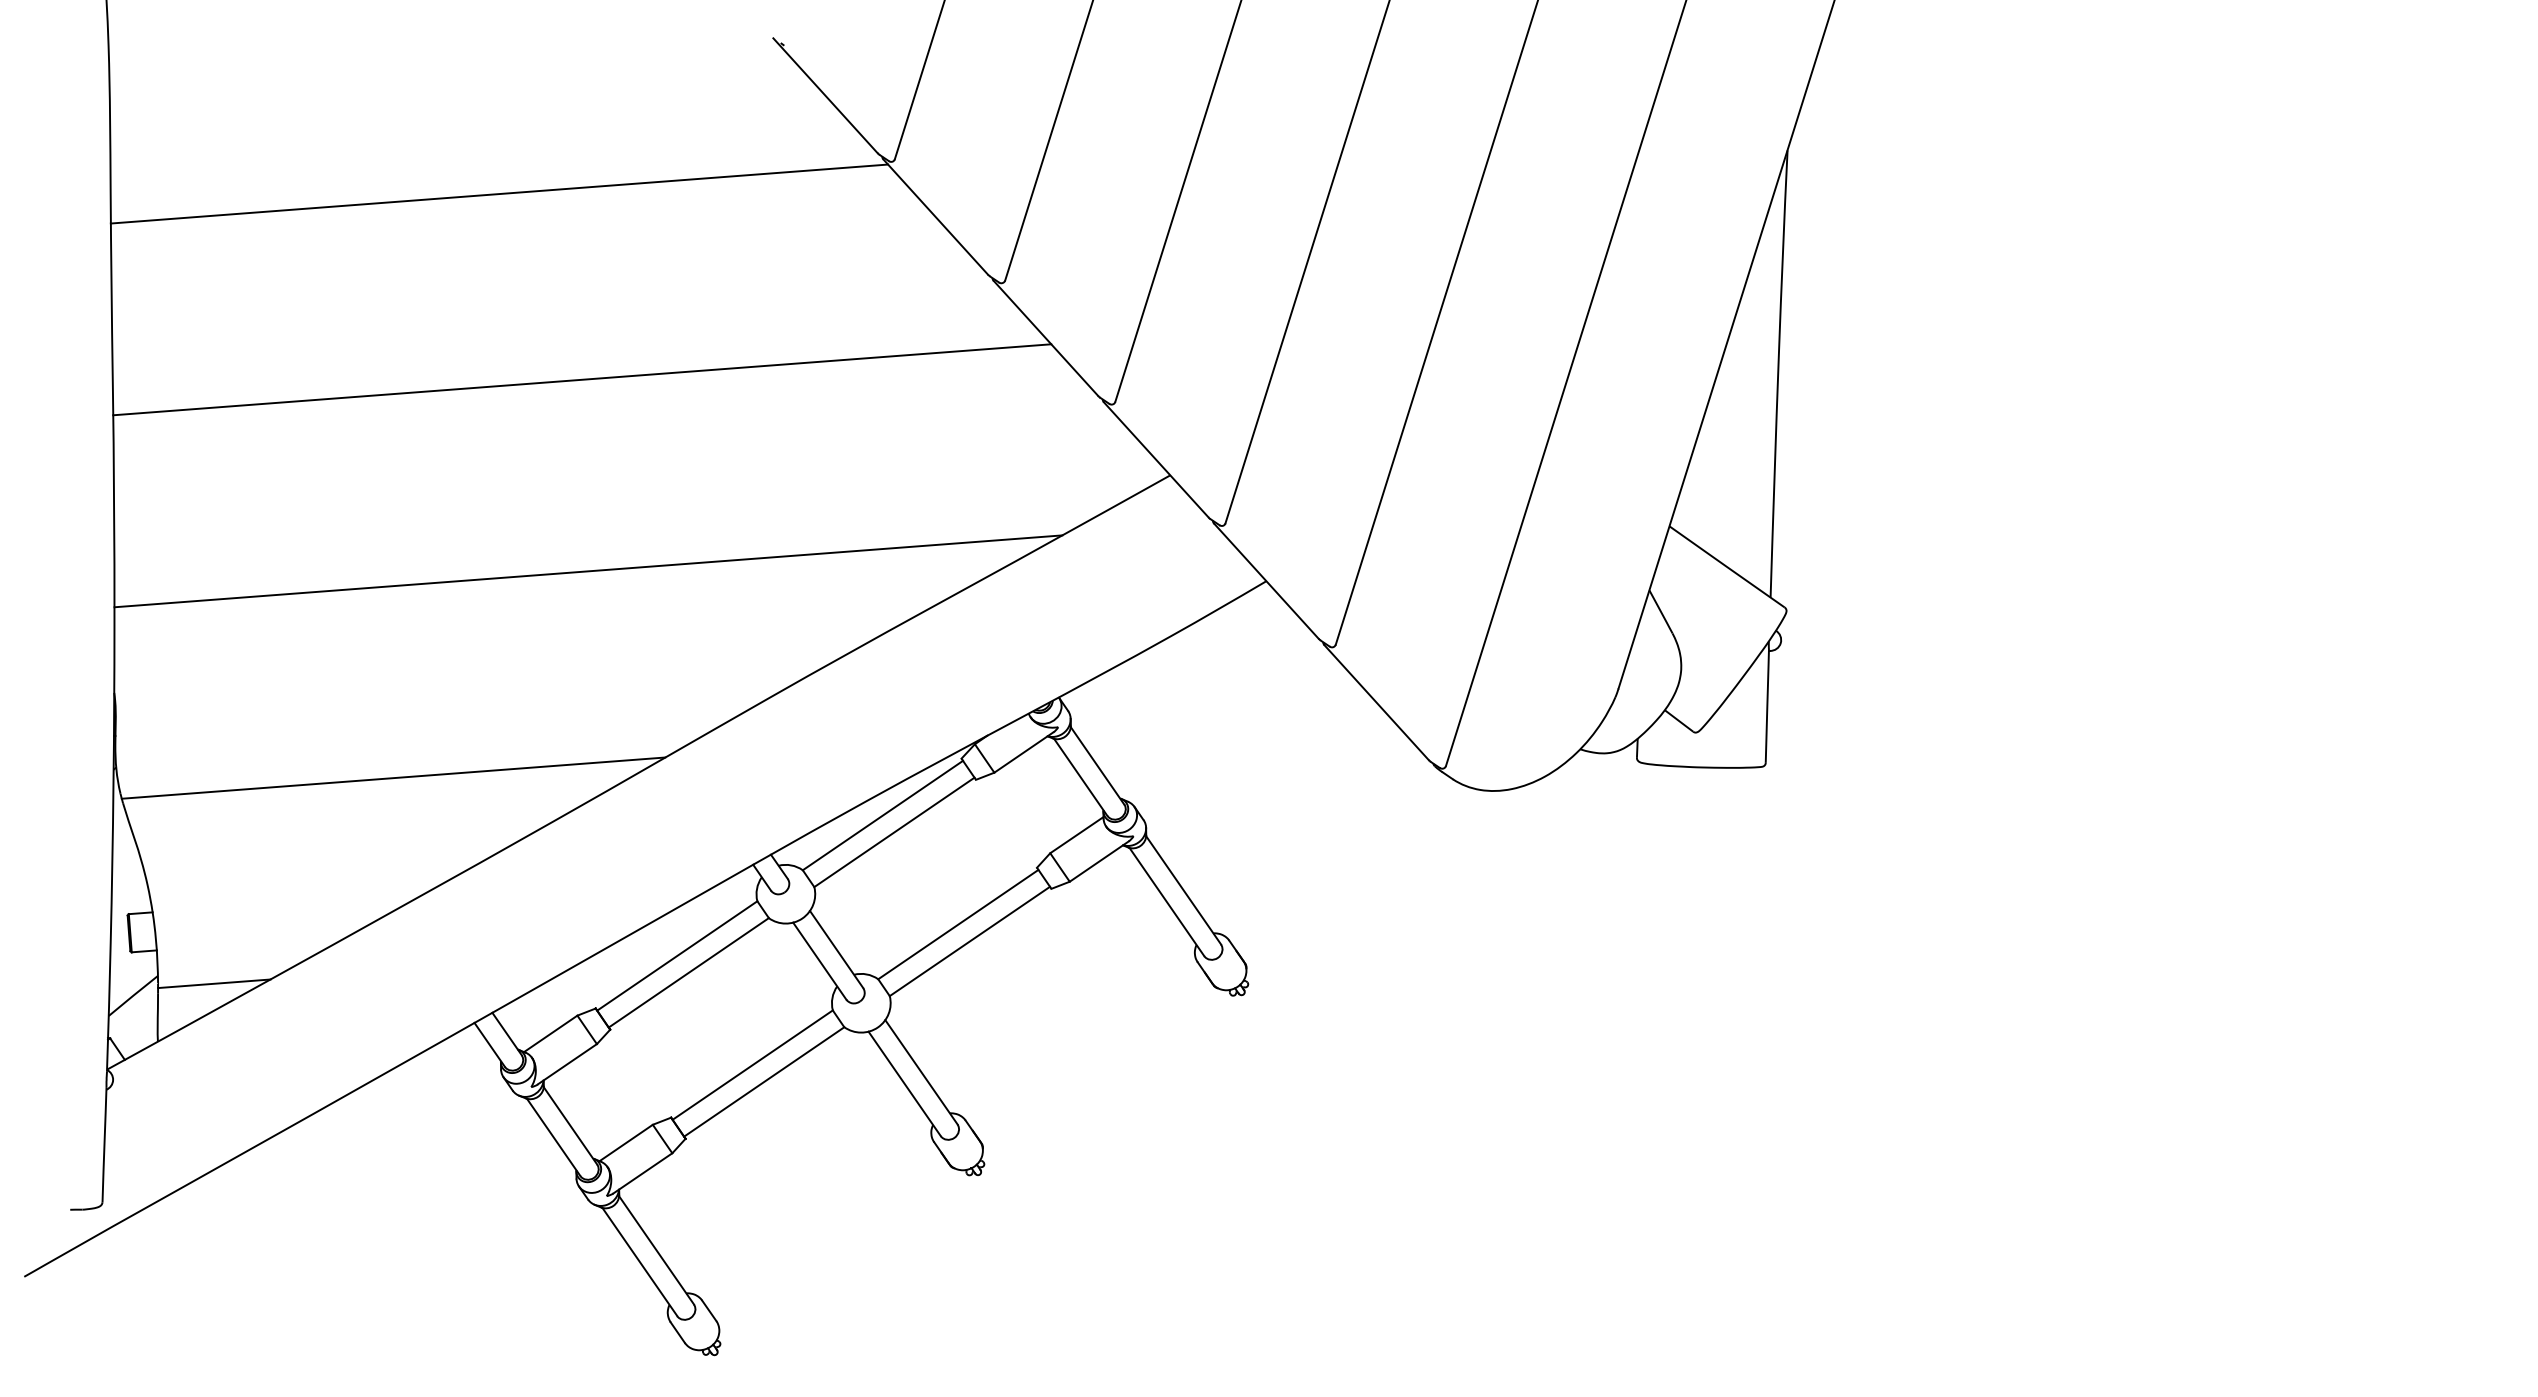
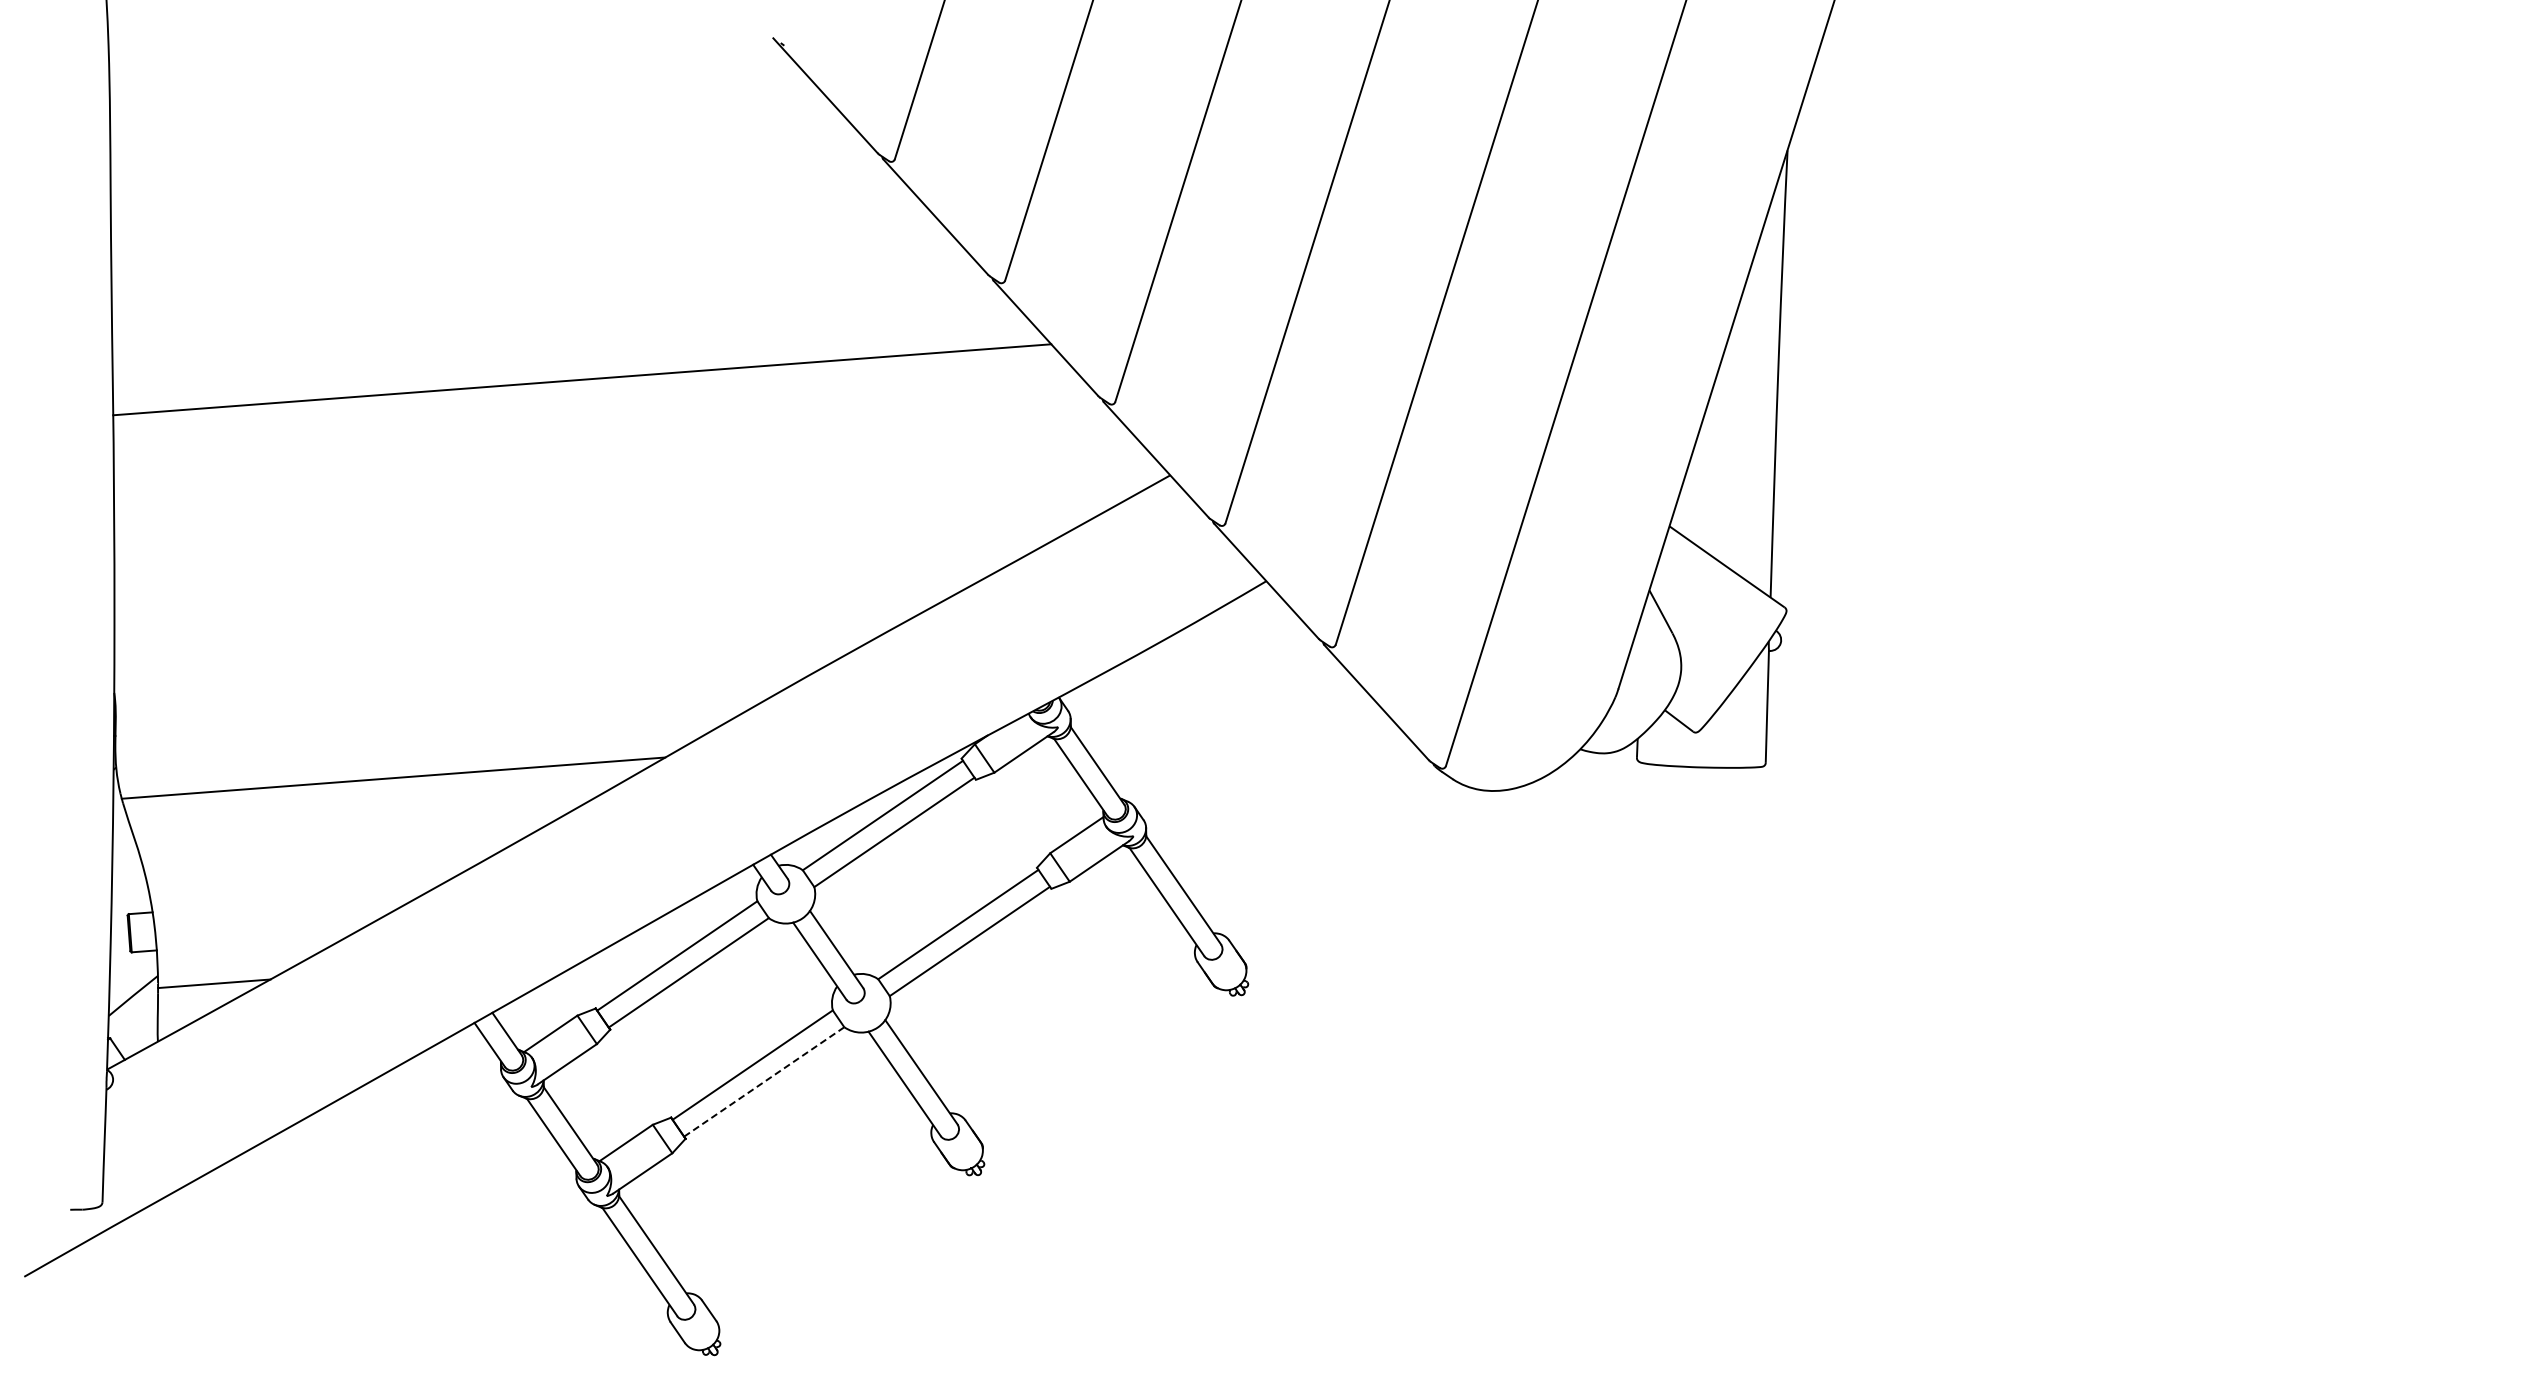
line: present -> none (499, 193)
line: present -> none (588, 571)
line: solid -> dashed (764, 1081)
